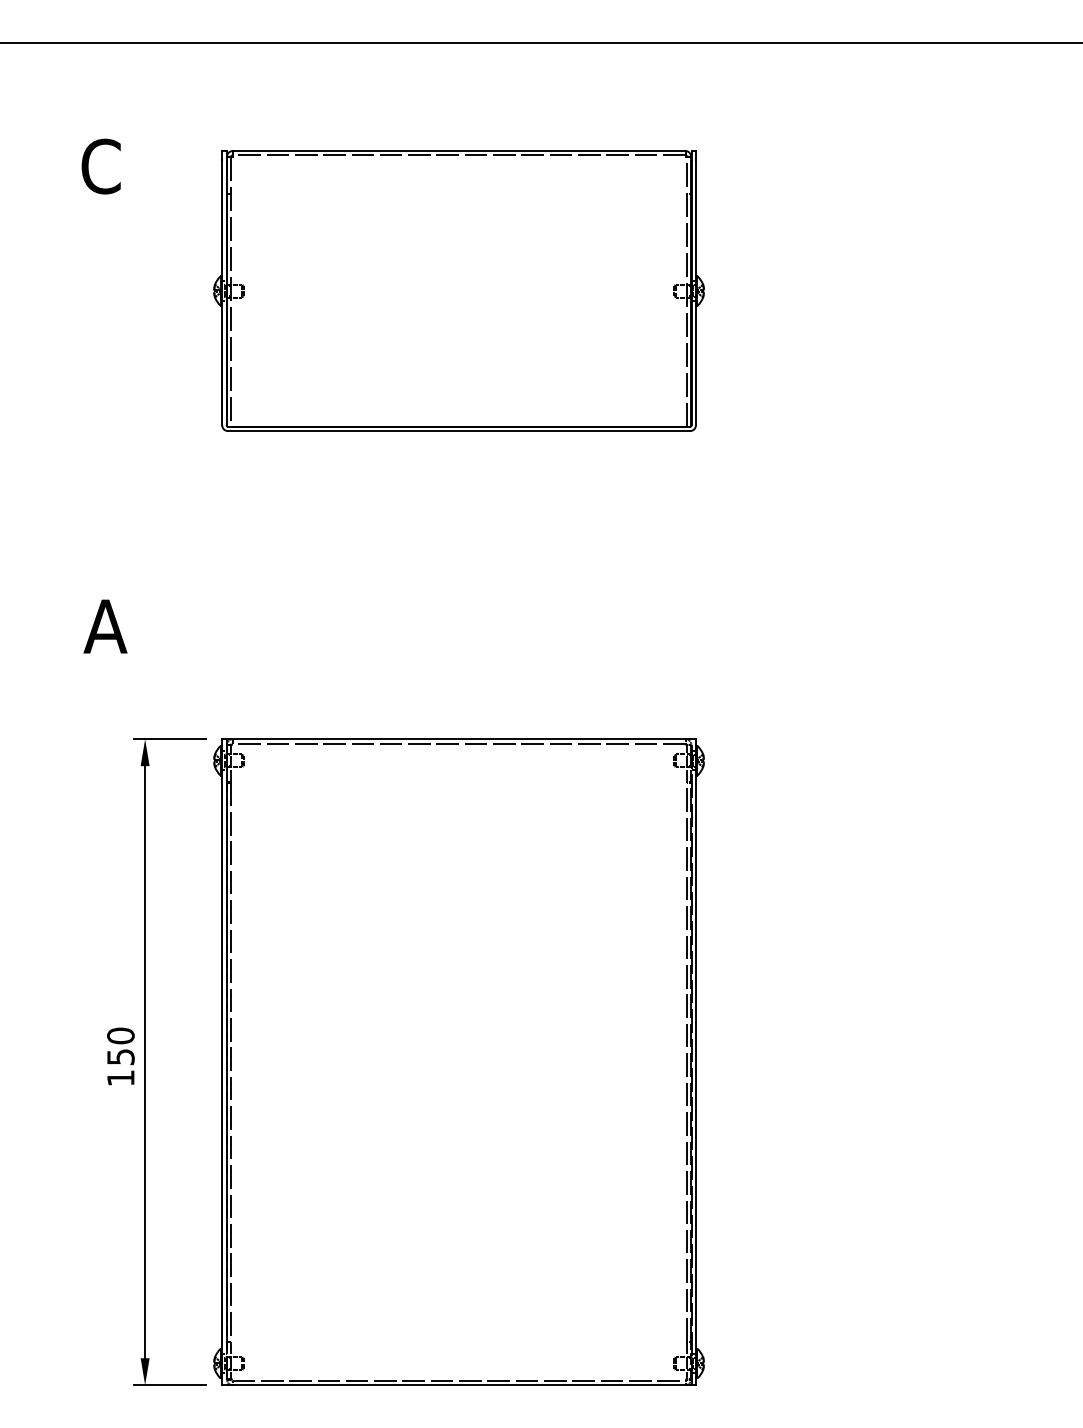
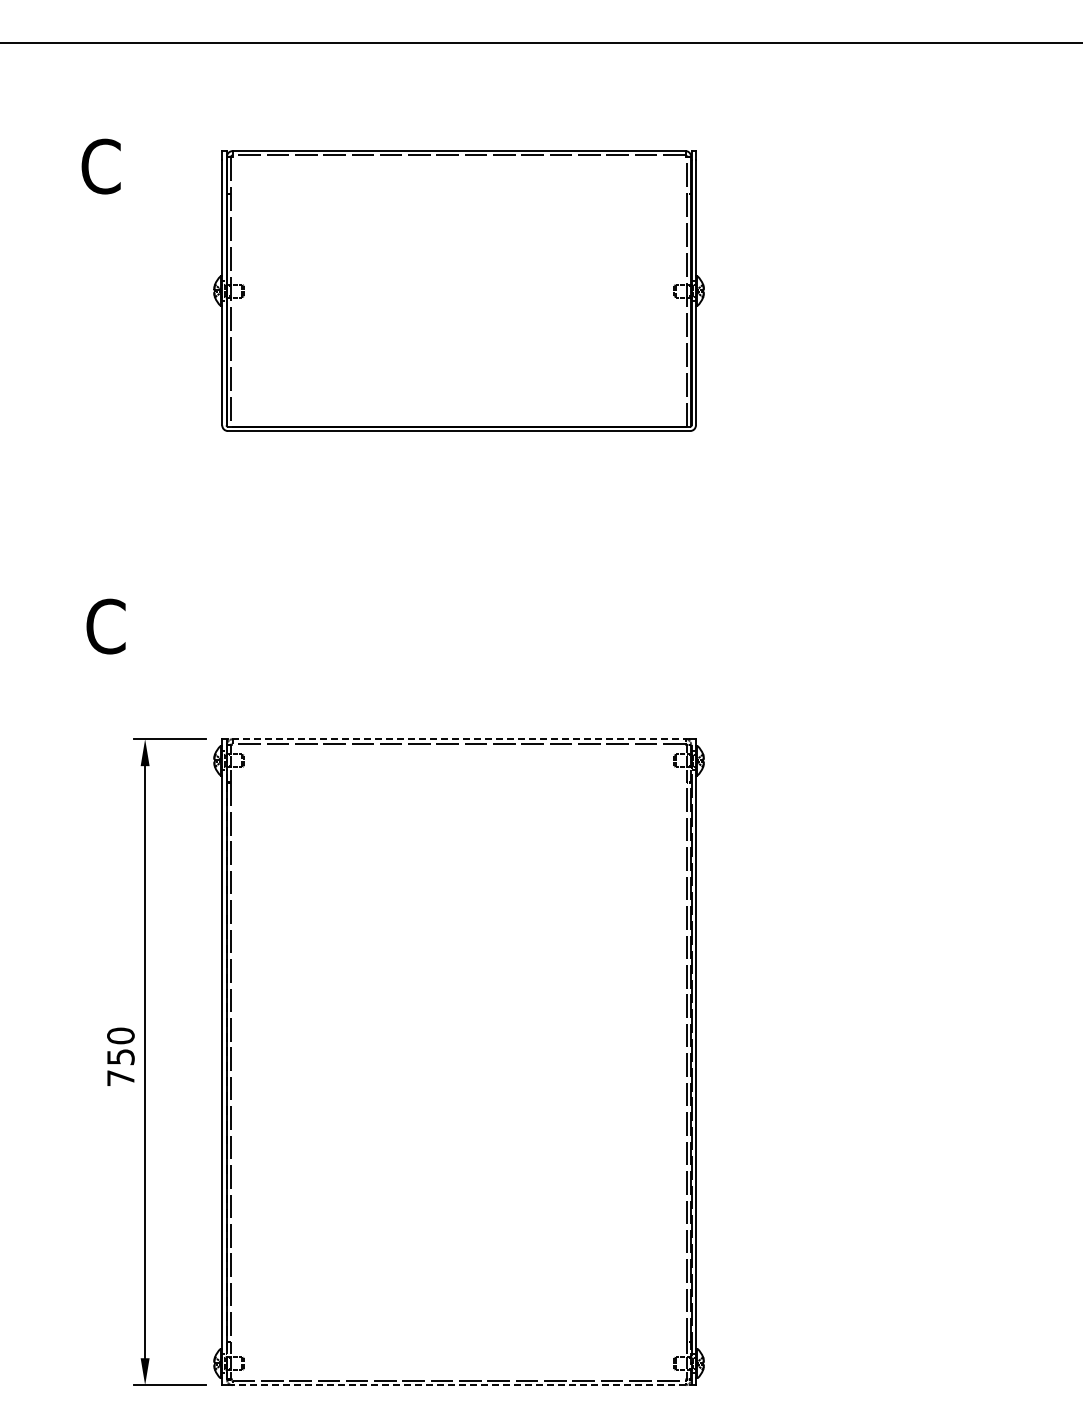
text: A -> C (105, 626)
line: solid -> dashed (458, 739)
text: 150 -> 750 (120, 1077)
line: solid -> dashed (459, 1385)
